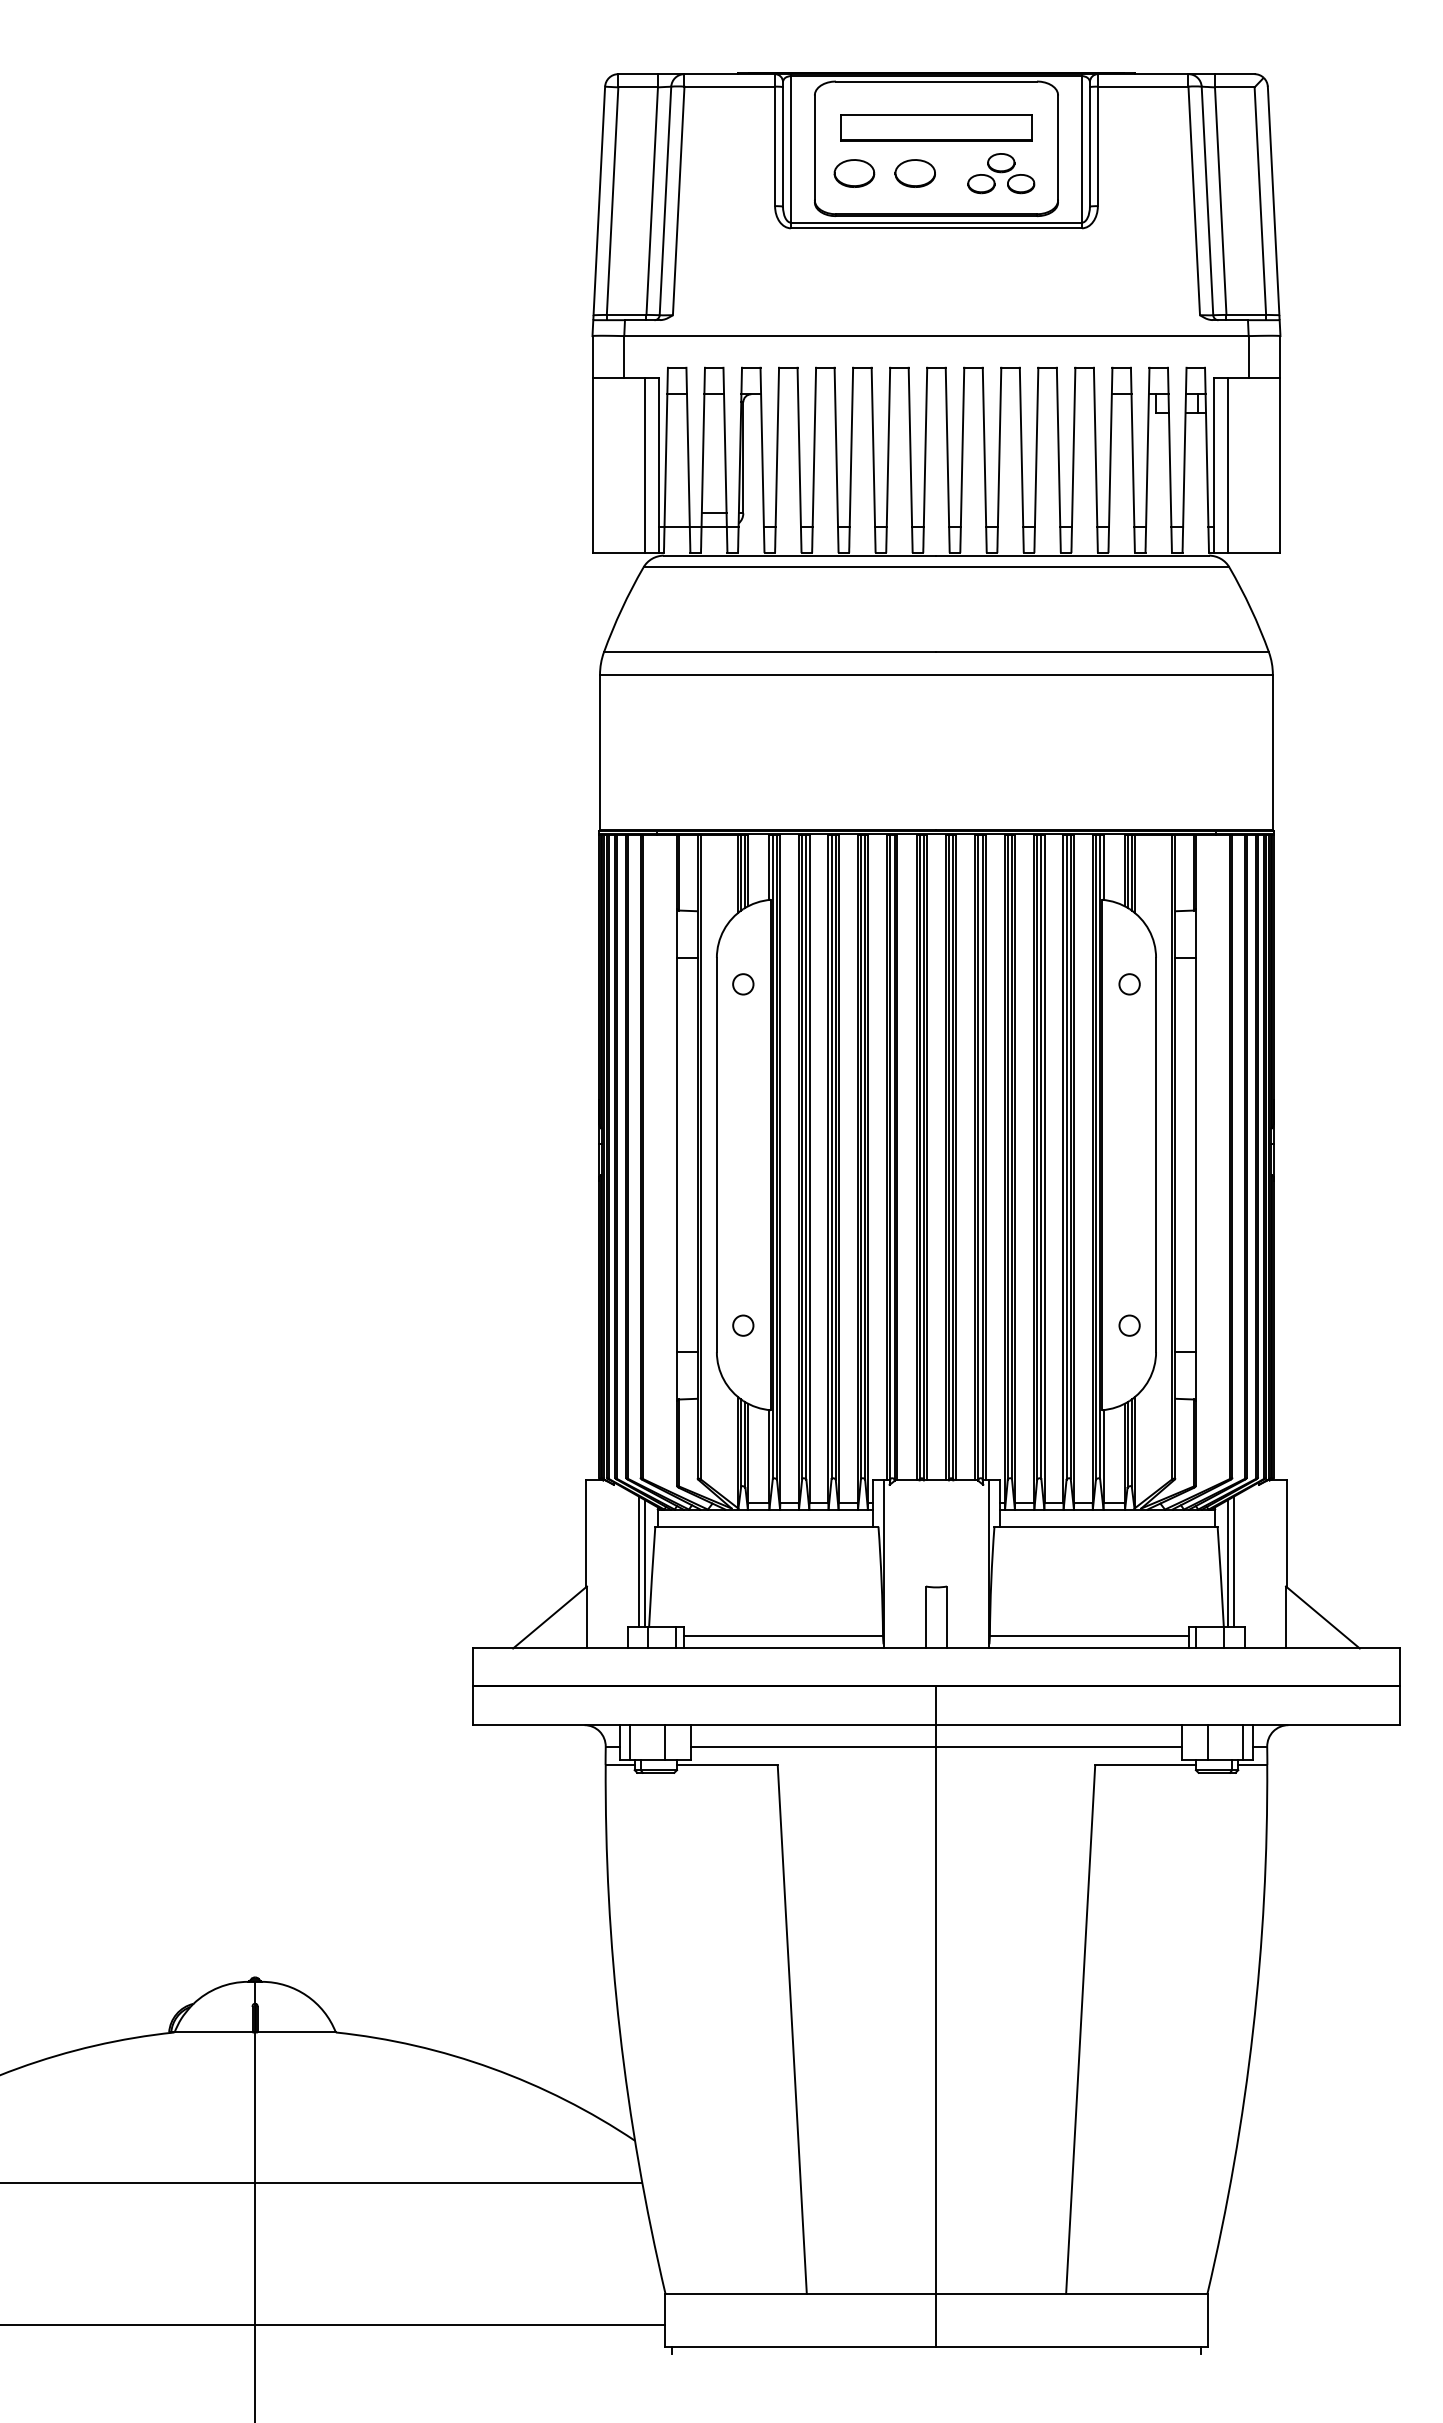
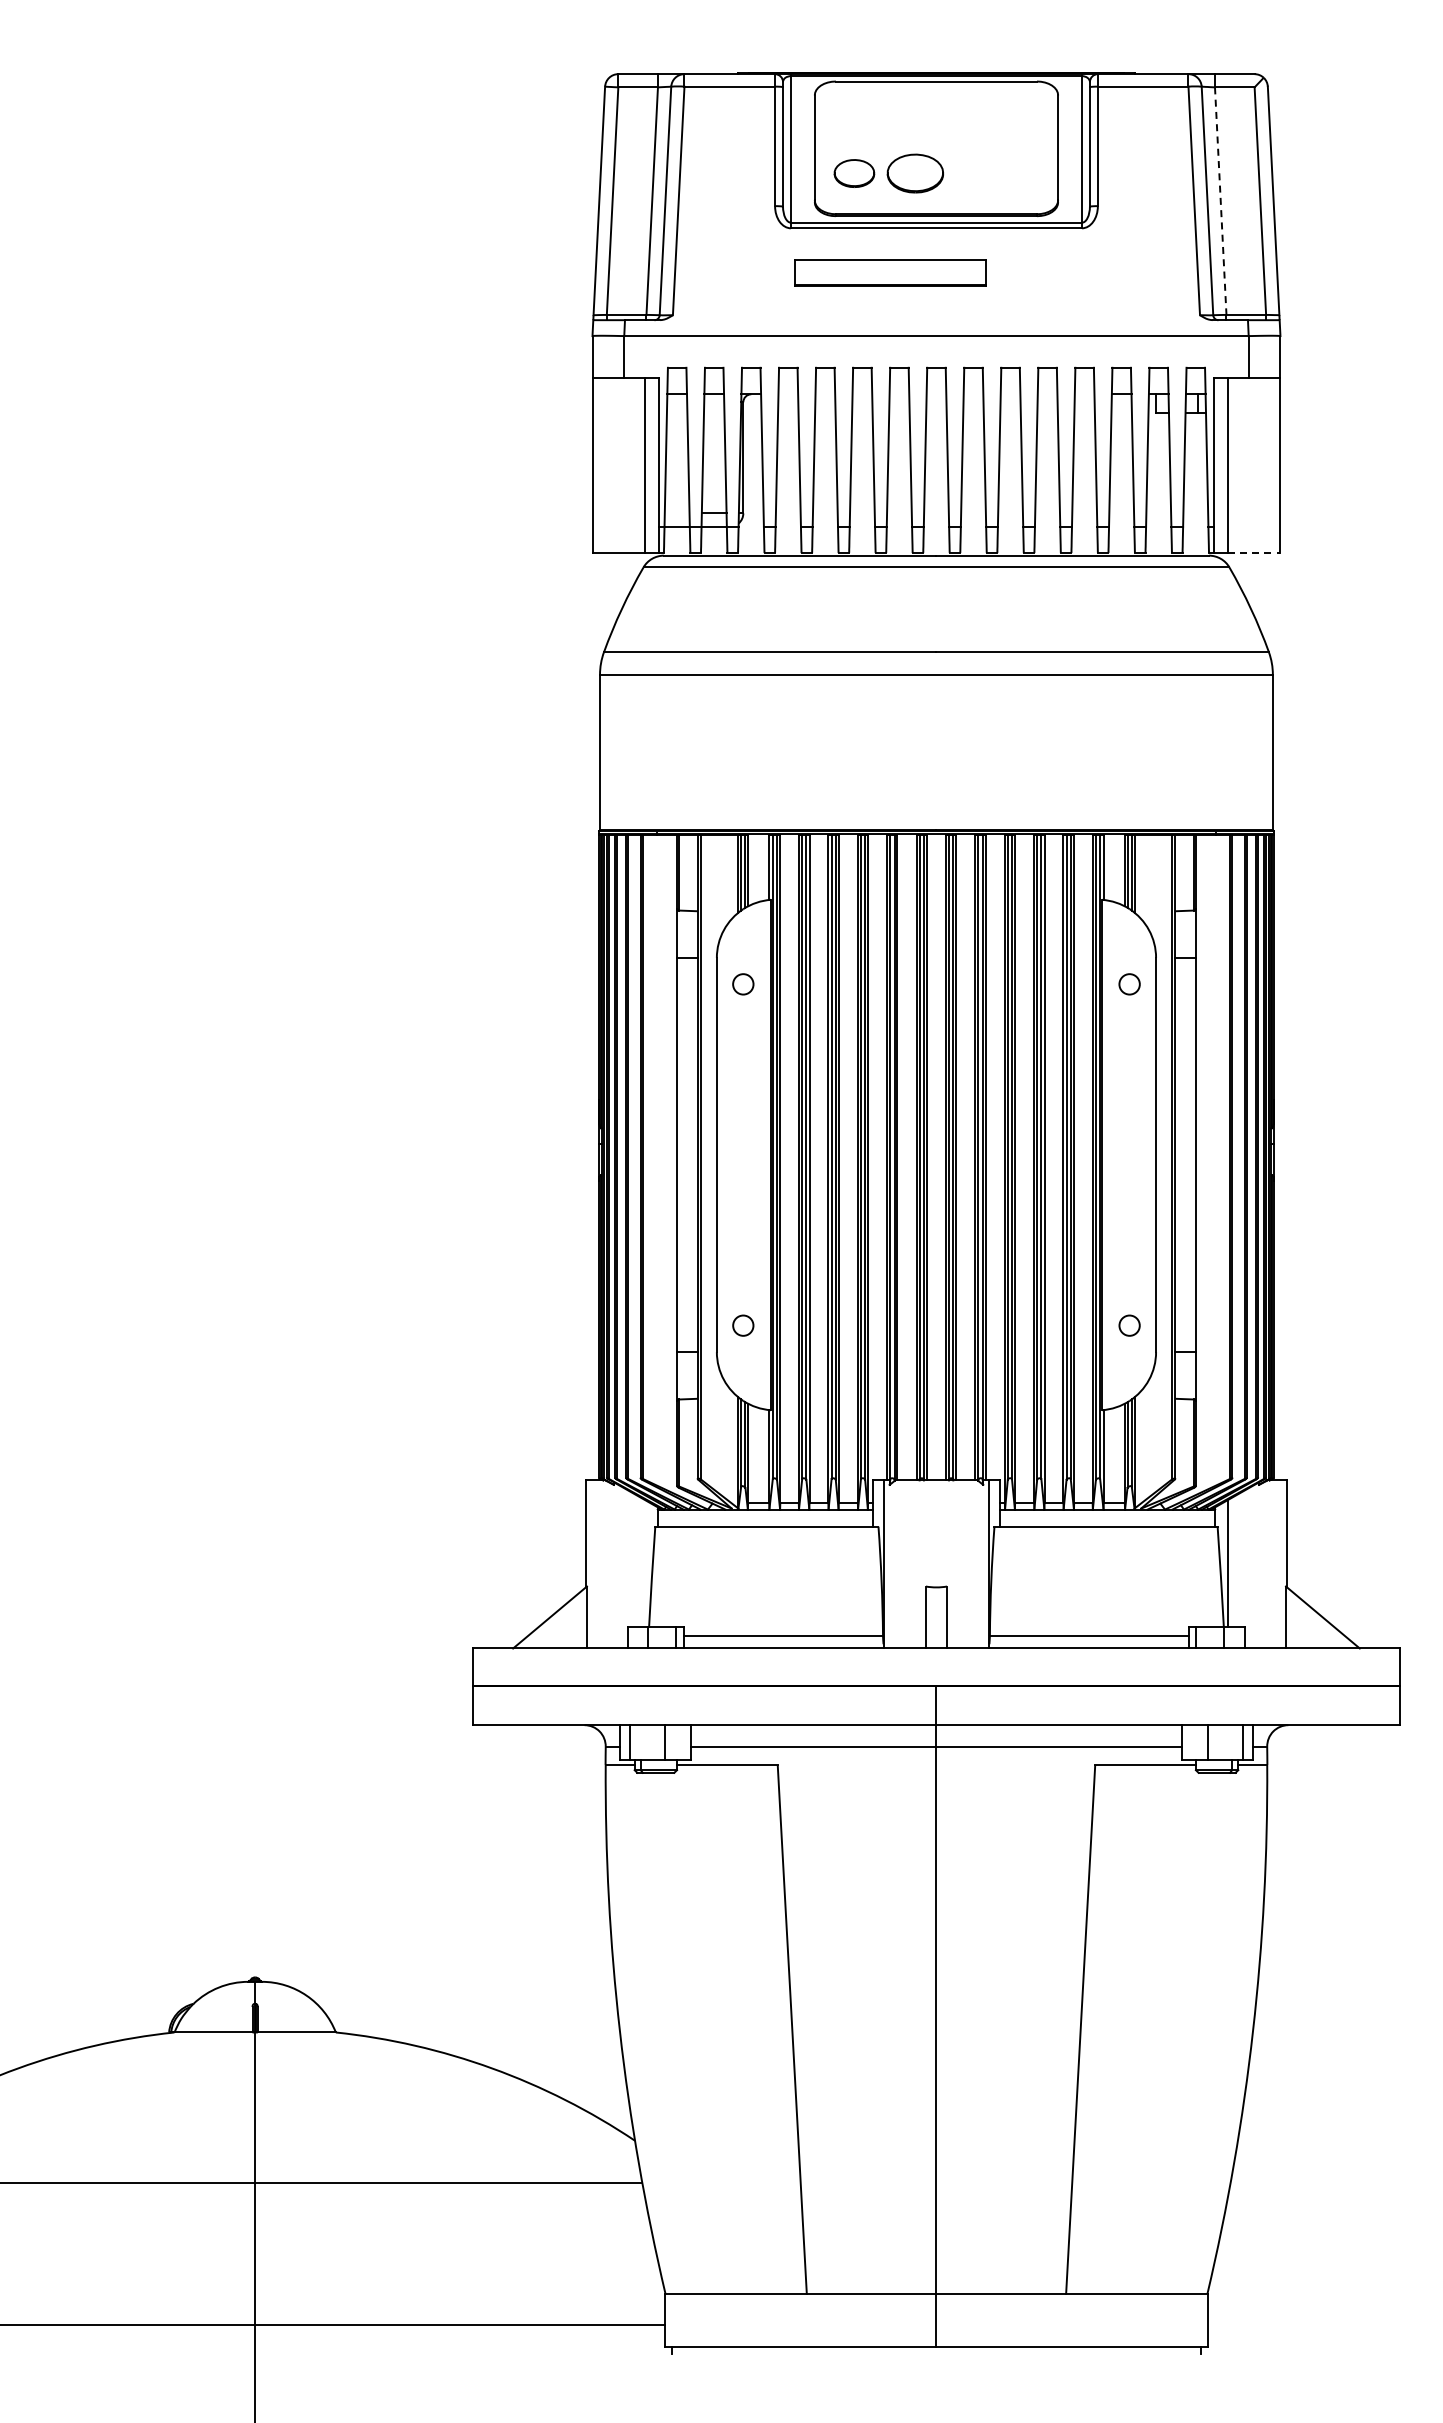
part position: (936, 127) -> (890, 272) (890, 272)
part size: 42x29 px -> 58x41 px (914, 173)
part: present -> none (1001, 173)
line: solid -> dashed (1220, 201)
line: solid -> dashed (1254, 553)
line: present -> none (638, 1561)
line: present -> none (1234, 1561)
line: present -> none (644, 1563)
